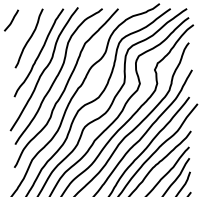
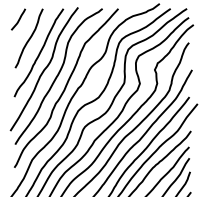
curve position: (11, 20) -> (18, 19) (18, 19)
